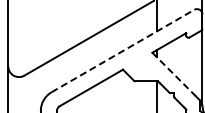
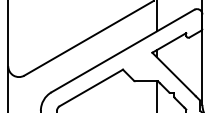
line: dashed -> solid (123, 50)
line: dashed -> solid (174, 74)
